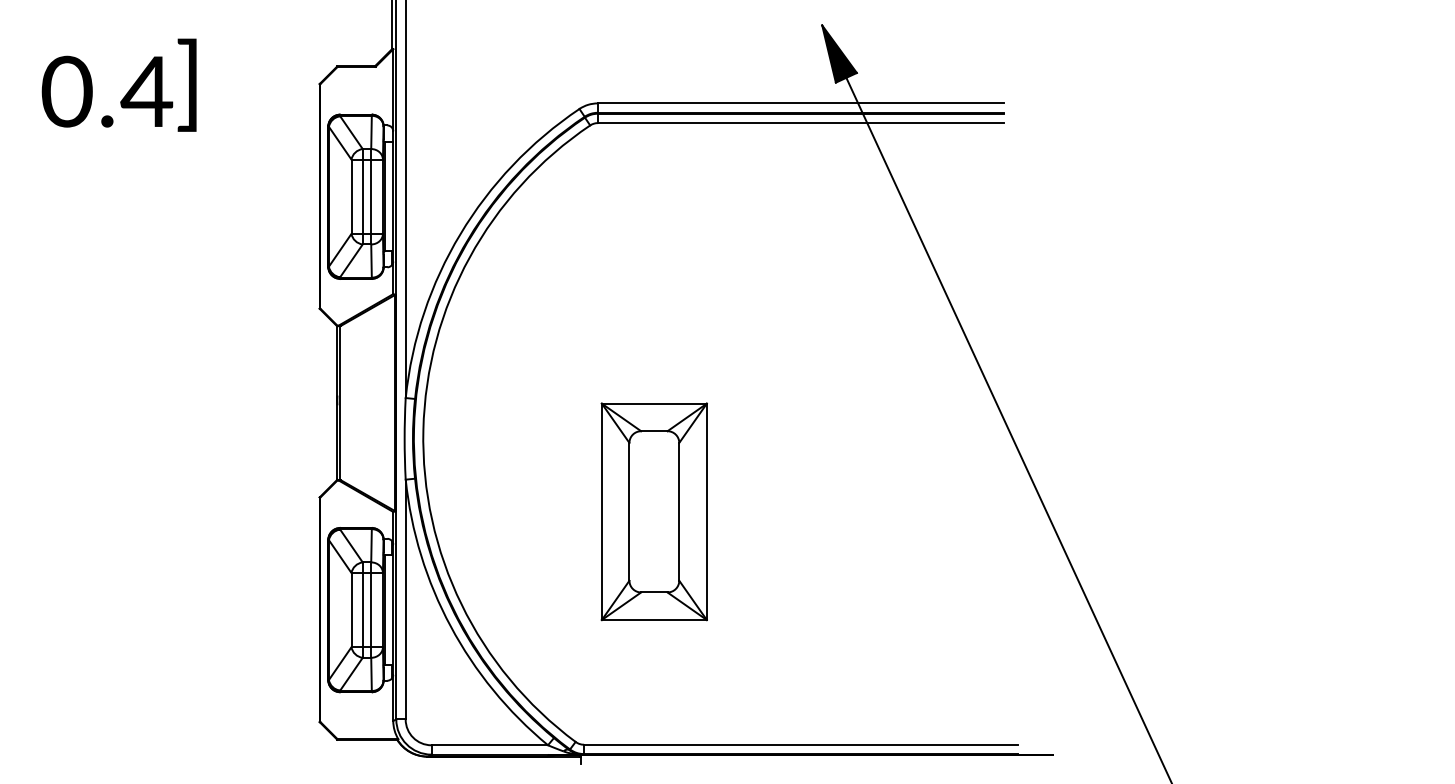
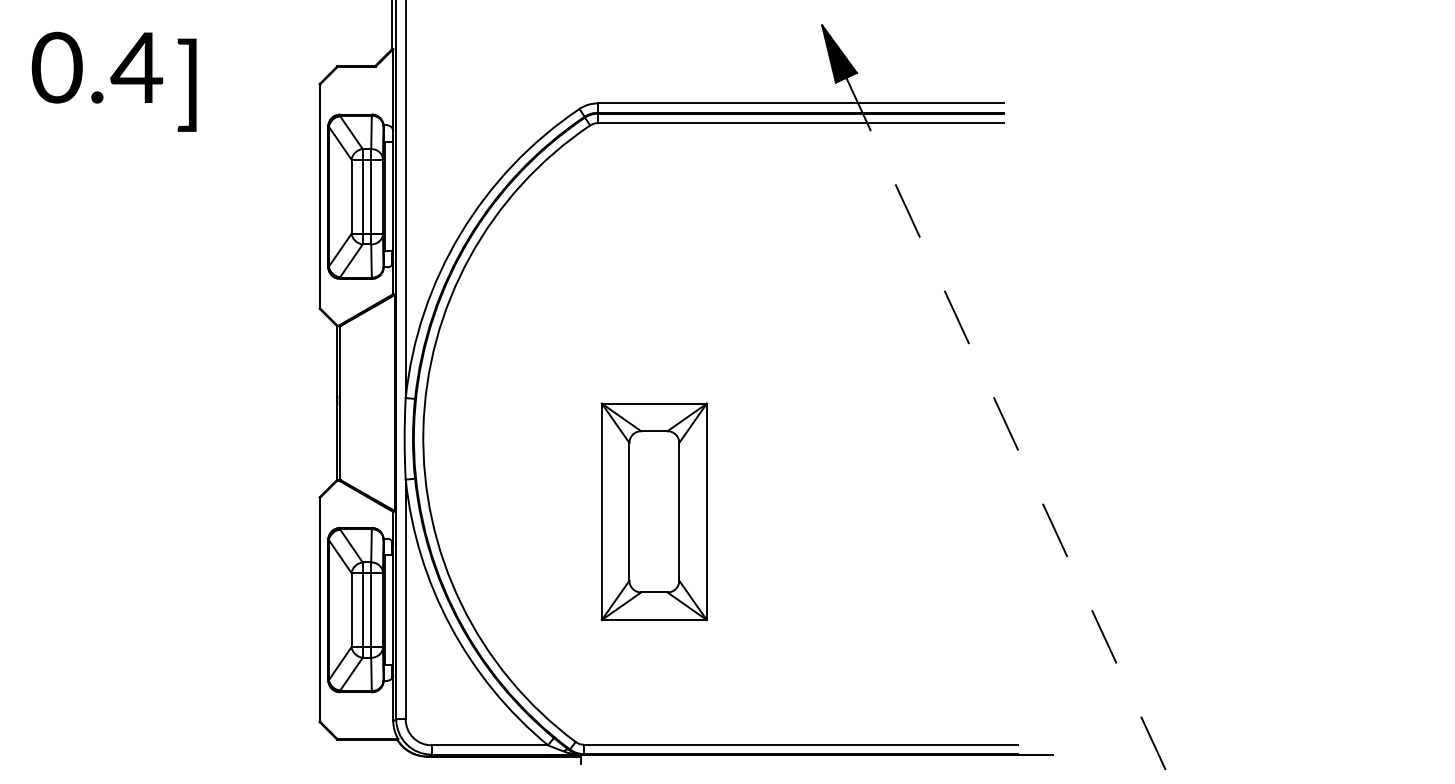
text position: (107, 91) -> (97, 67) (97, 67)
line: solid -> dashed (1009, 430)
